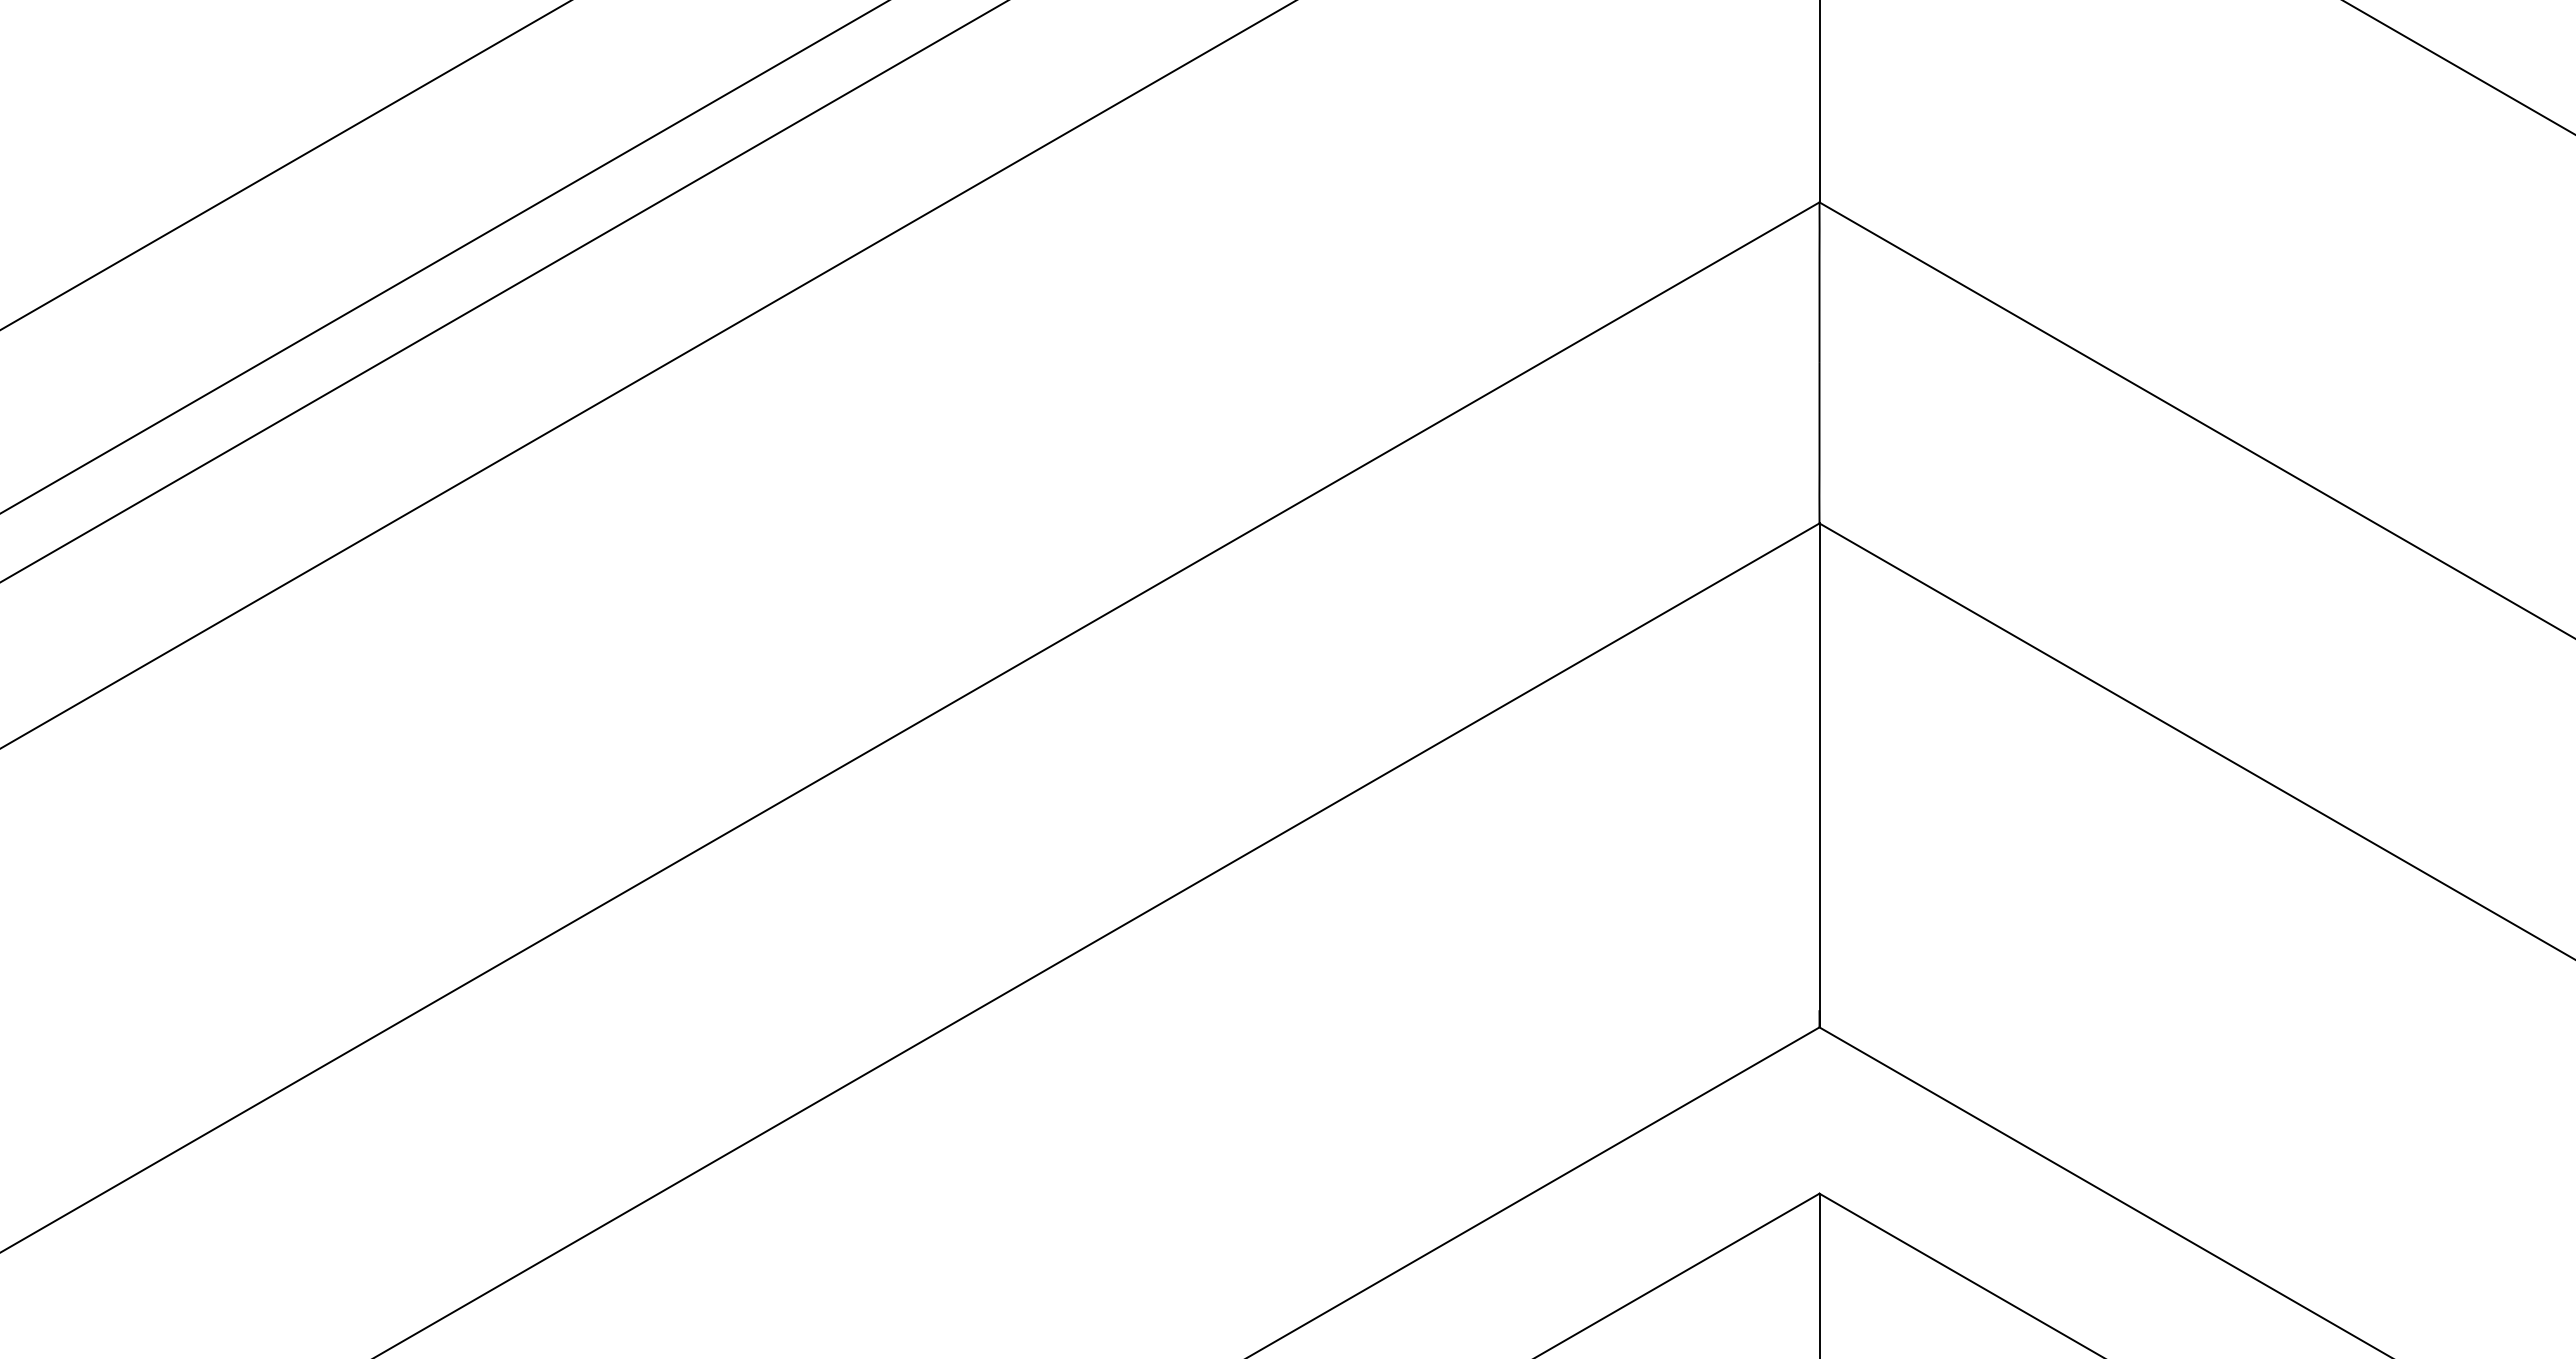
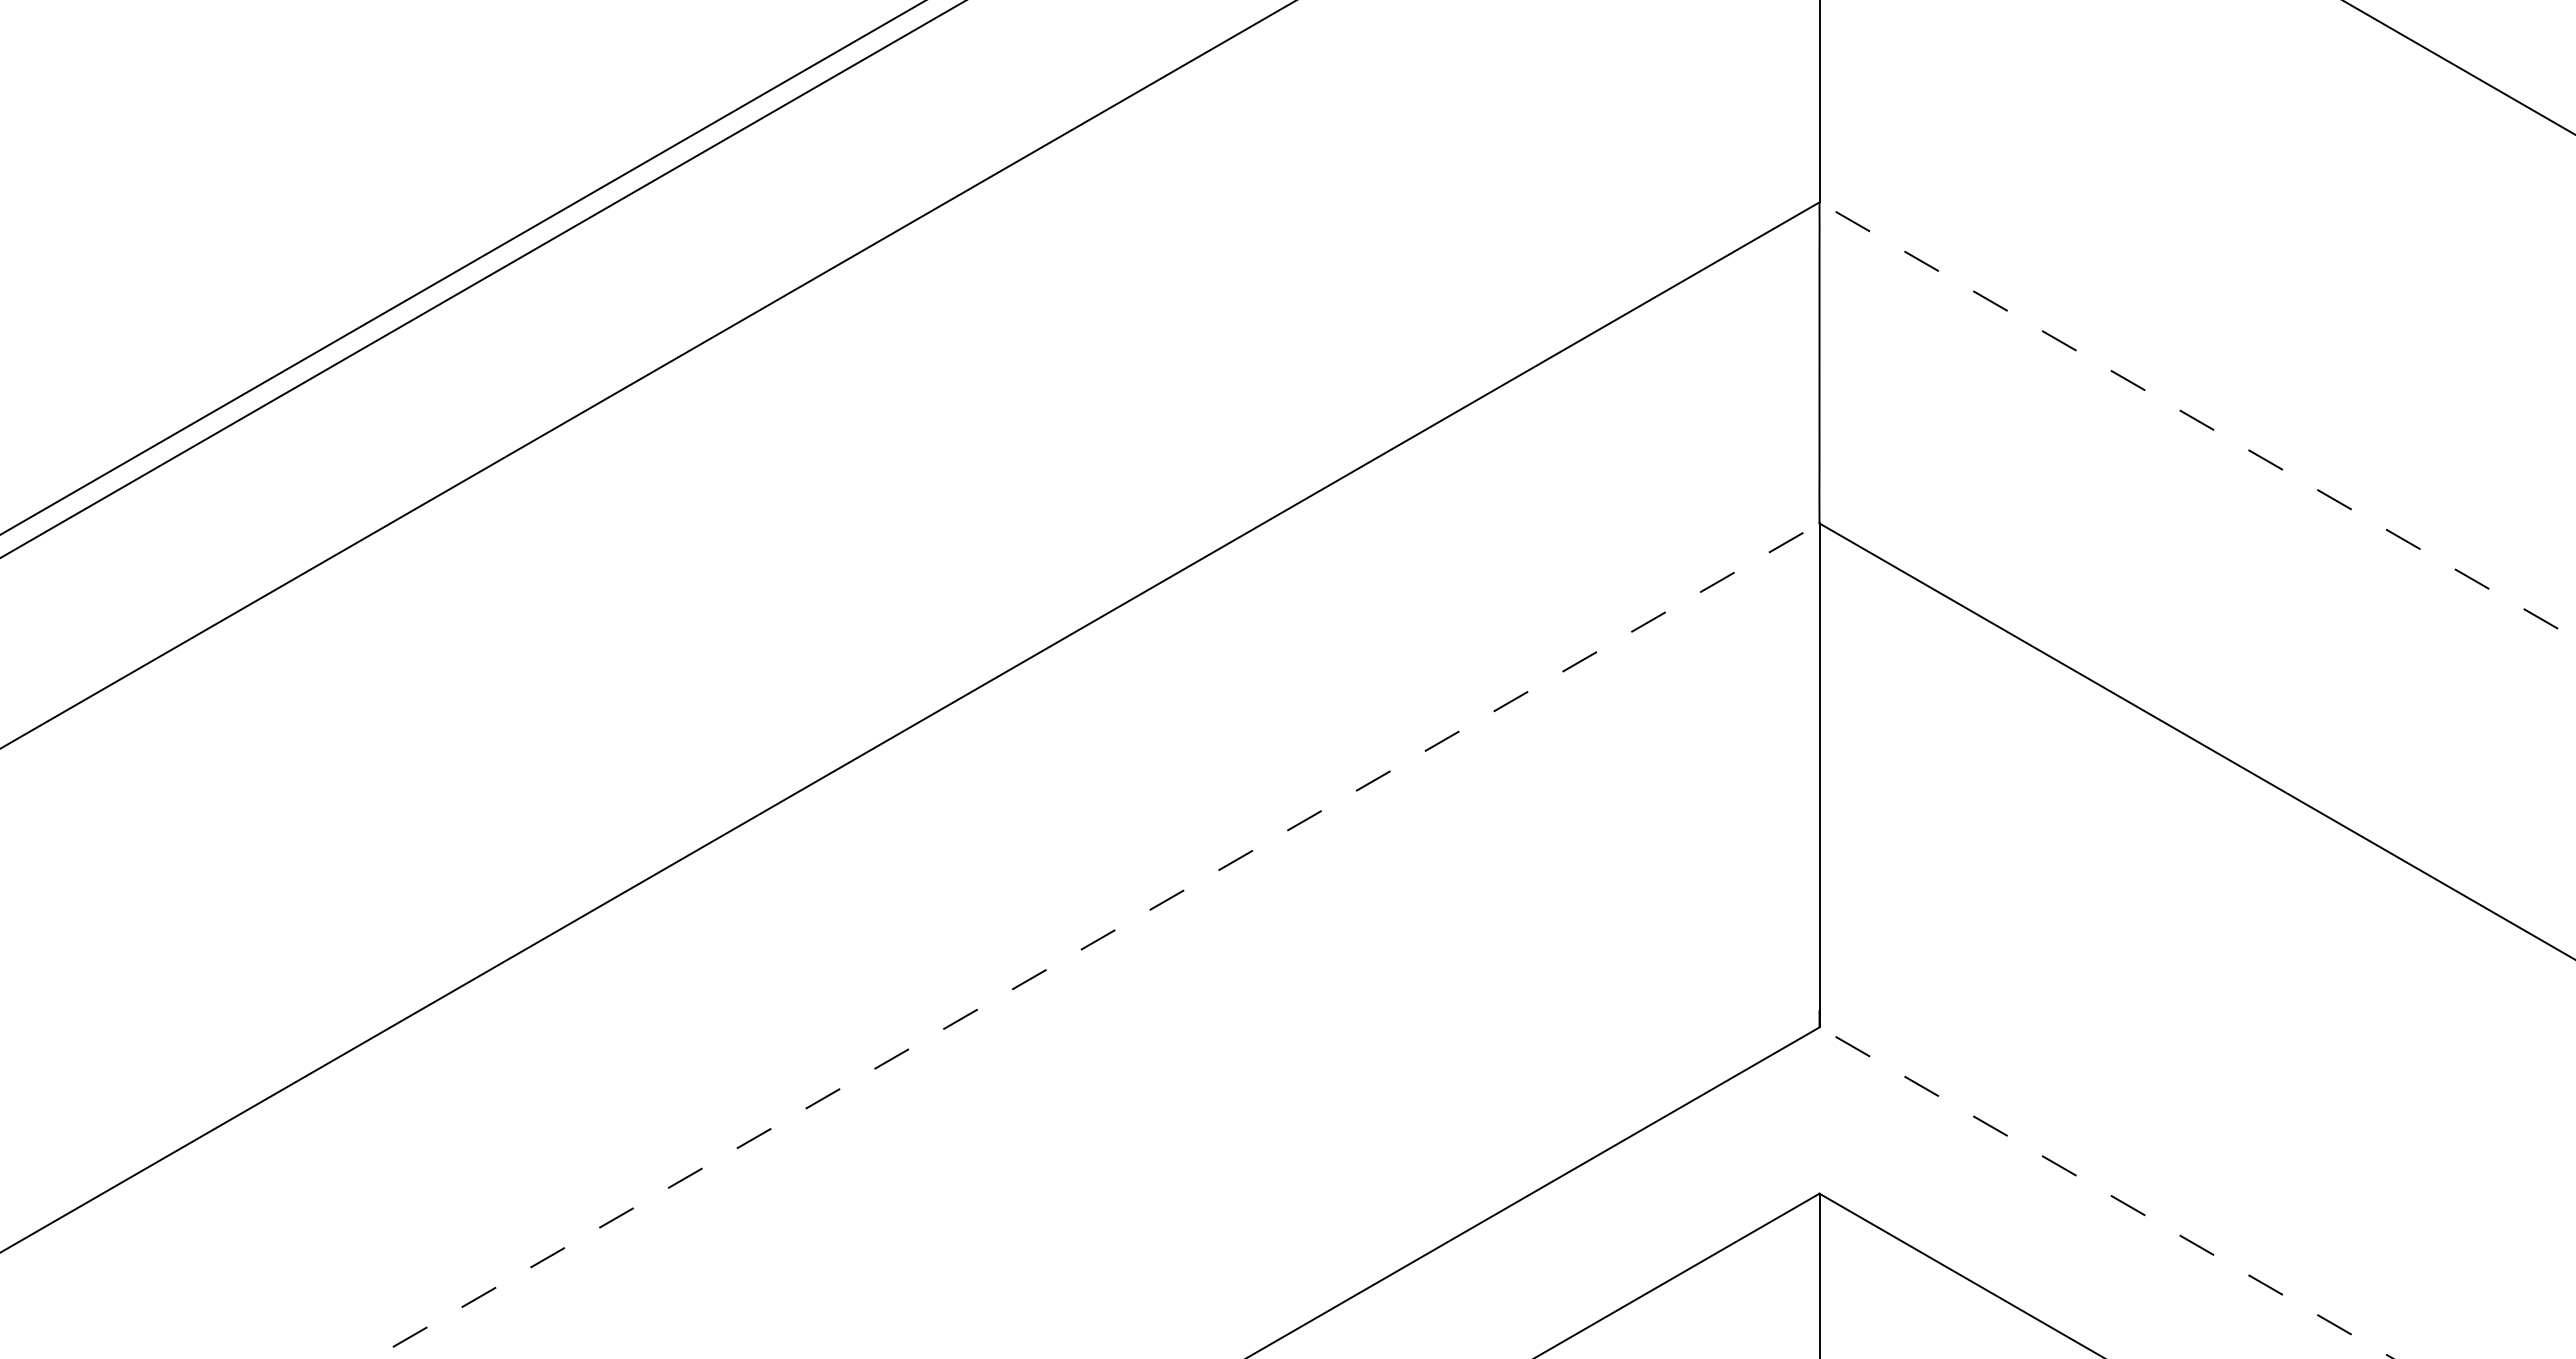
line: present -> none (284, 165)
line position: (443, 257) -> (462, 267) (462, 267)
line position: (503, 291) -> (482, 279) (482, 279)
line: solid -> dashed (2197, 420)
line: solid -> dashed (1096, 940)
line: solid -> dashed (2106, 1192)
